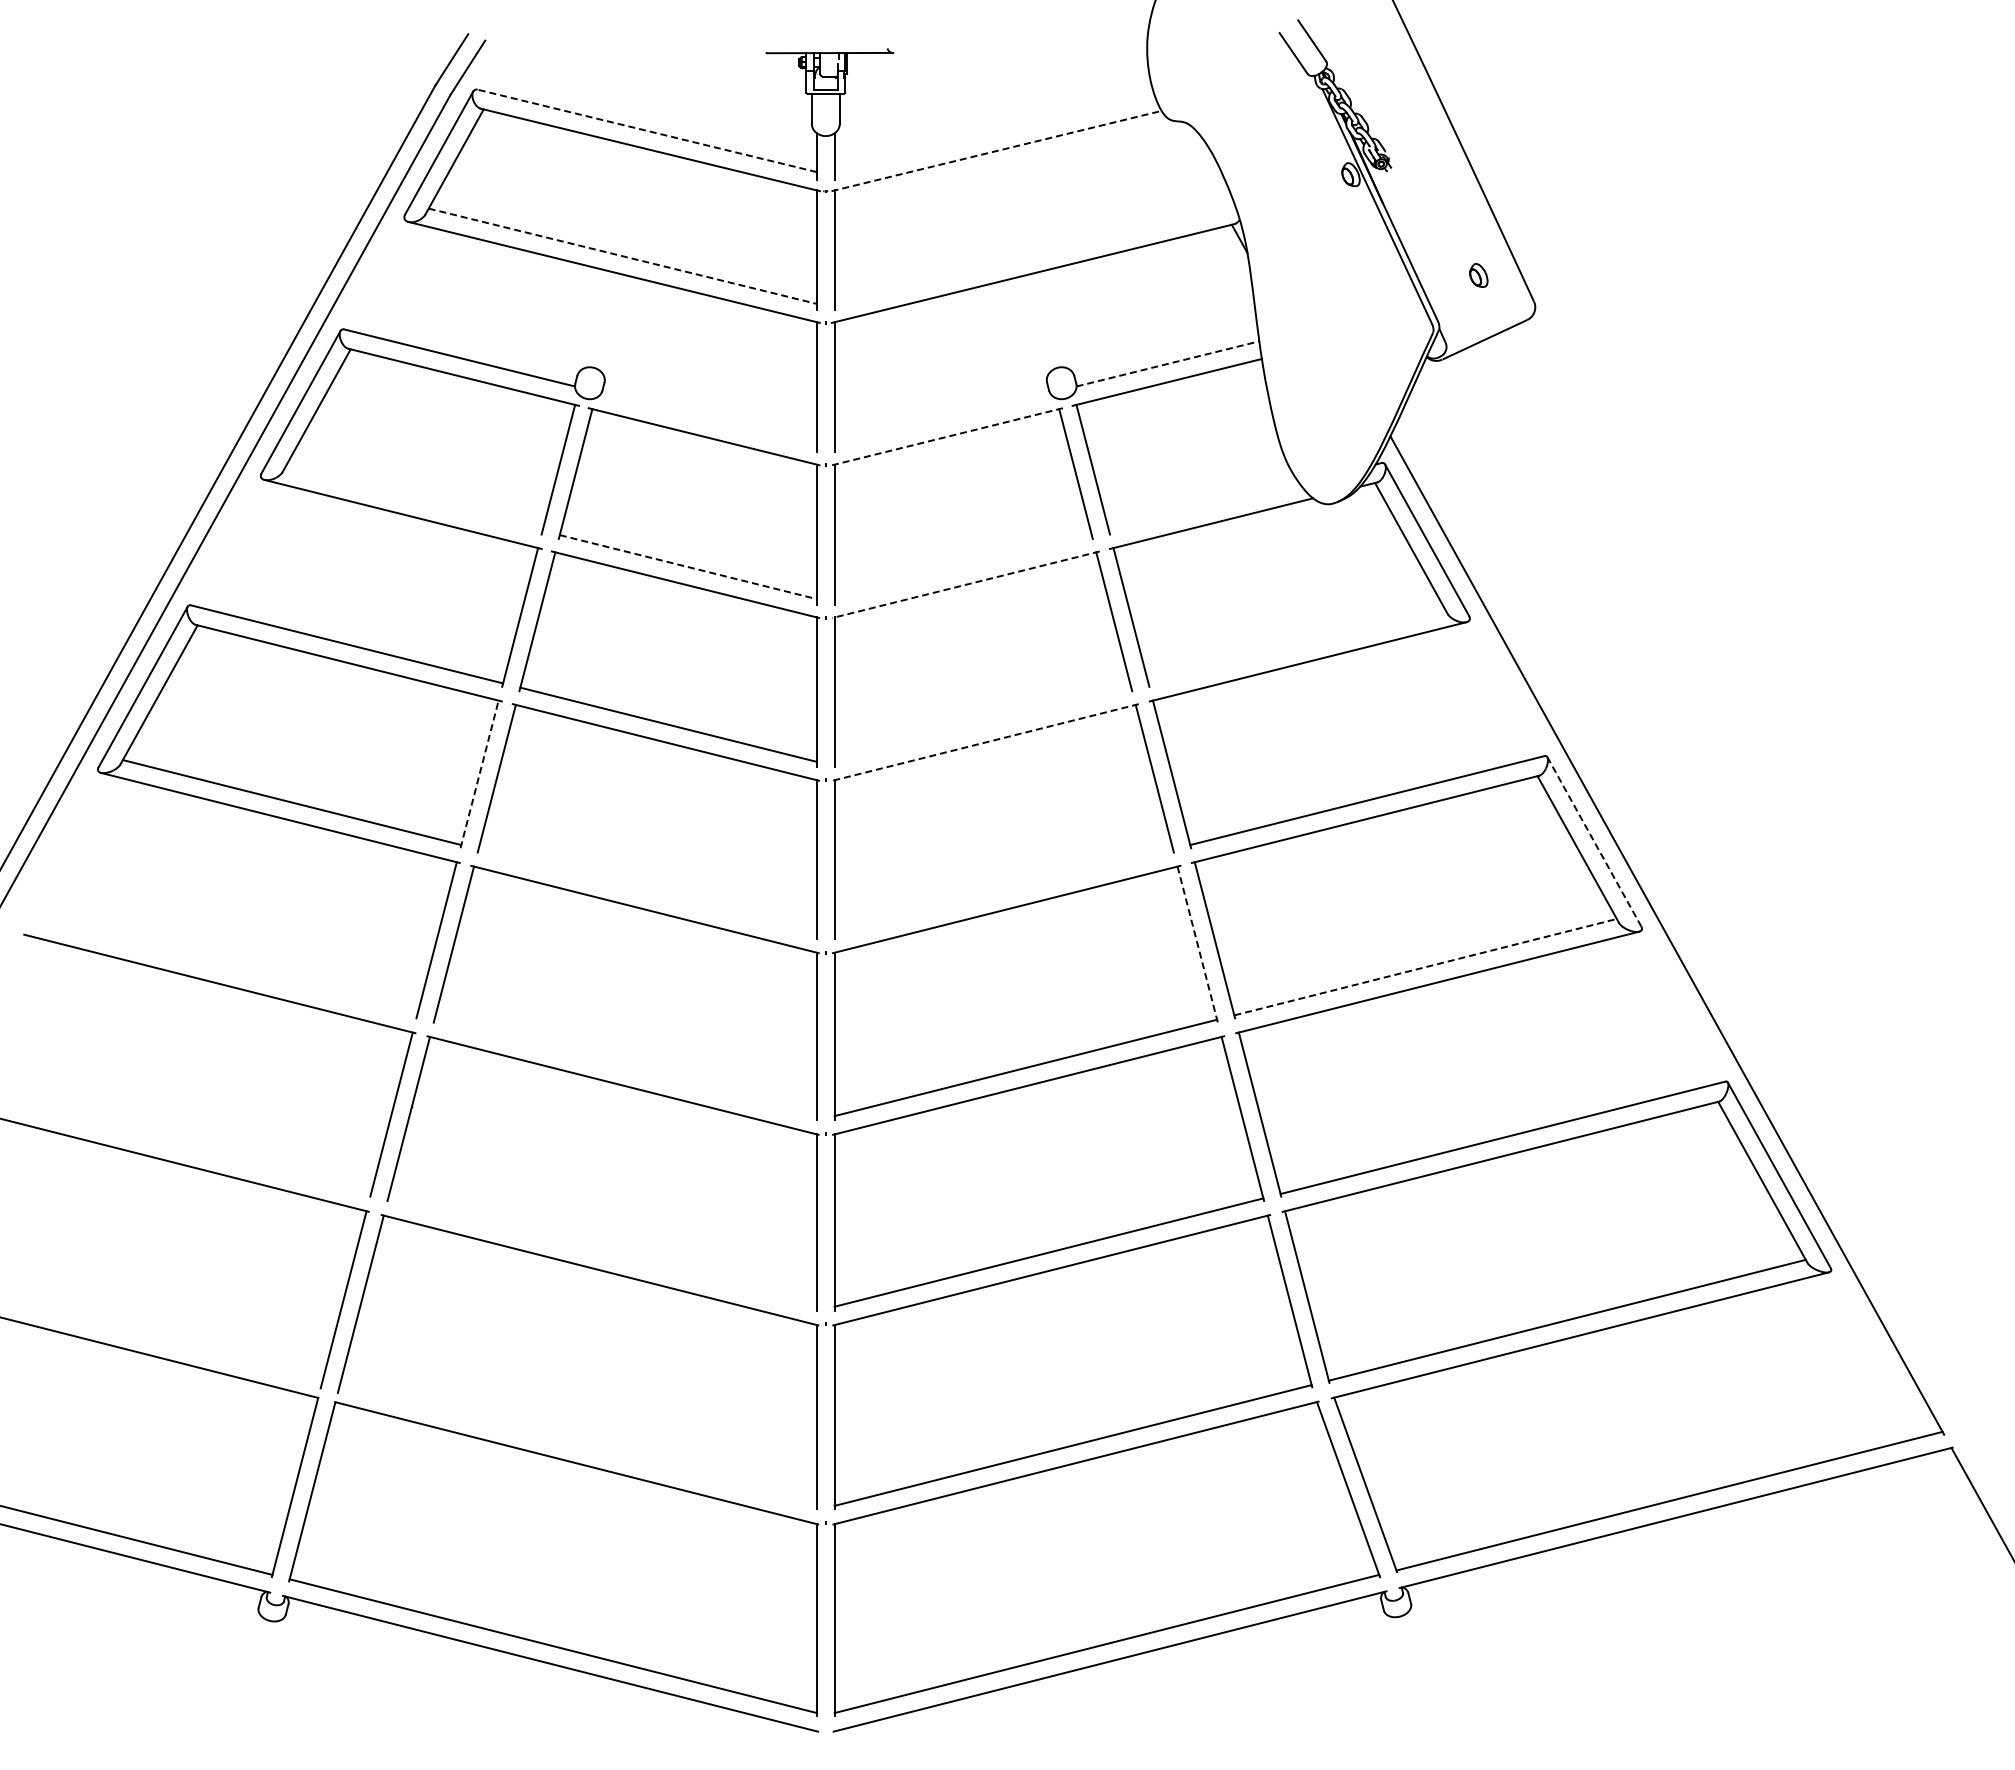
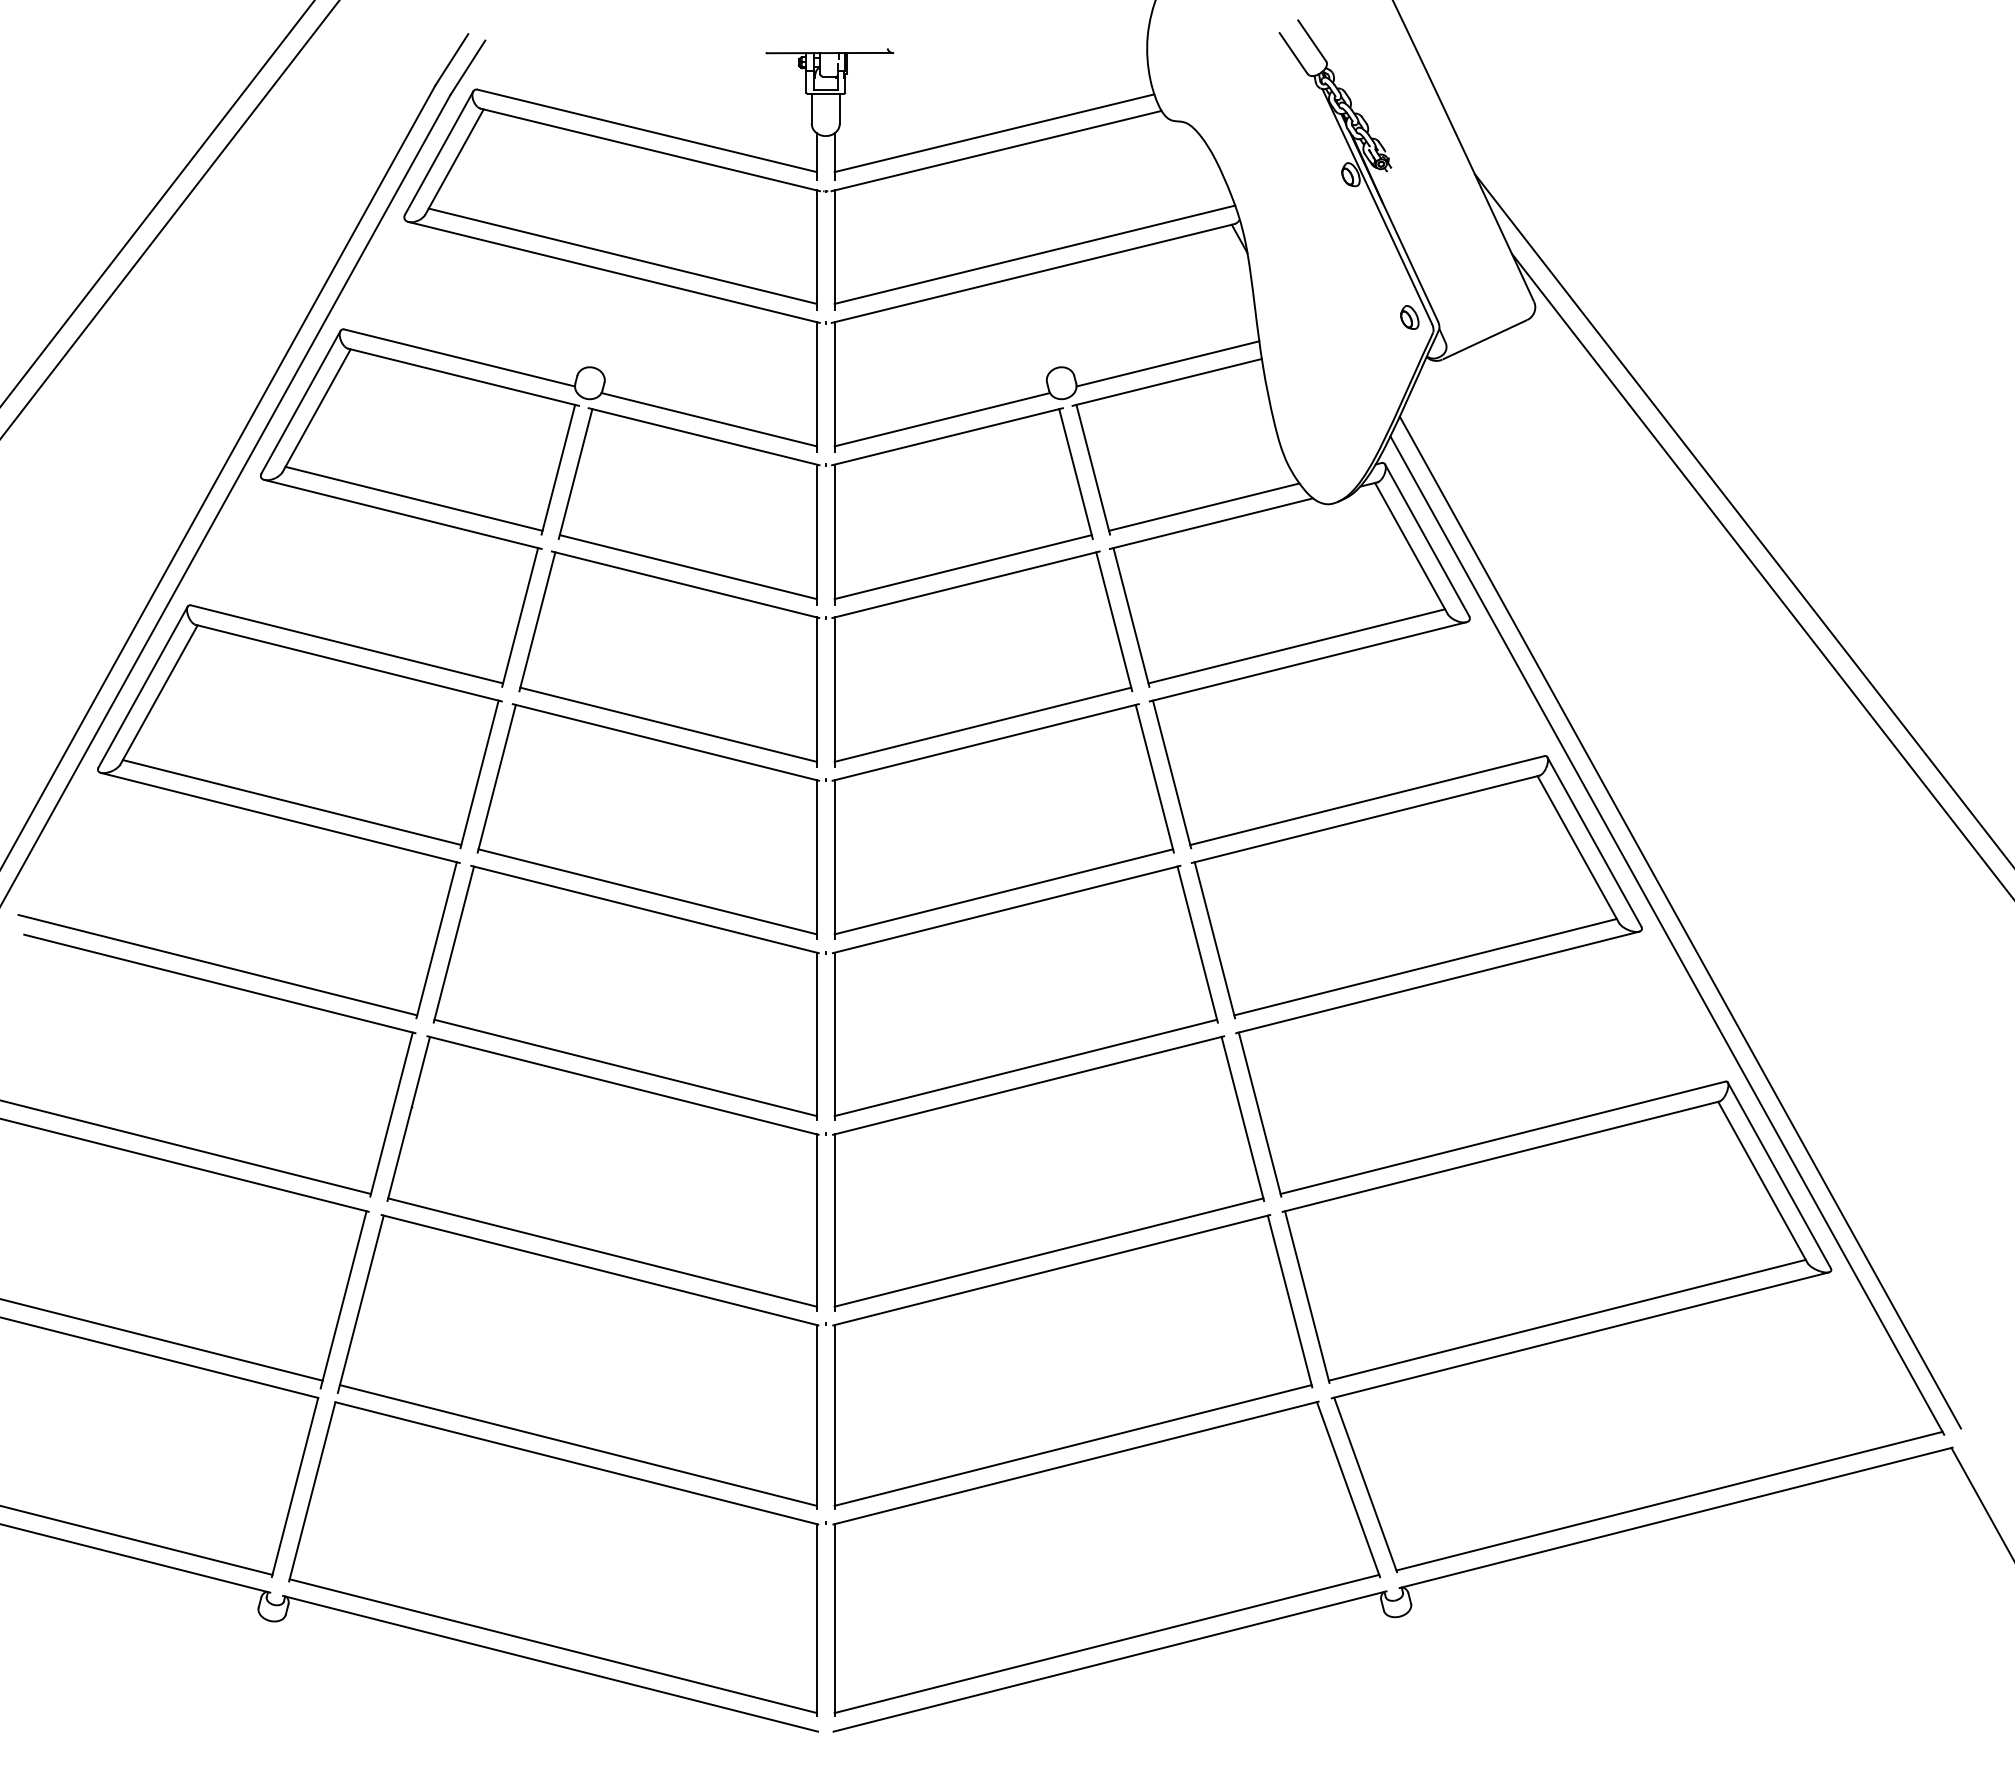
line: dashed -> solid (647, 130)
line: none -> present (994, 133)
line: dashed -> solid (996, 151)
line: none -> present (157, 203)
line: none -> present (169, 219)
line: none -> present (1034, 254)
line: dashed -> solid (622, 256)
part position: (1478, 275) -> (1409, 317) (1409, 317)
line: dashed -> solid (1168, 363)
line: none -> present (708, 419)
line: none -> present (942, 419)
line: dashed -> solid (947, 436)
line: none -> present (413, 498)
line: none -> present (1204, 506)
line: none -> present (1742, 519)
line: dashed -> solid (688, 567)
line: none -> present (962, 567)
line: none -> present (1761, 574)
line: dashed -> solid (966, 584)
line: none -> present (1296, 646)
line: none -> present (982, 724)
line: dashed -> solid (985, 742)
line: dashed -> solid (479, 773)
line: dashed -> solid (1594, 841)
line: none -> present (647, 891)
line: none -> present (1003, 891)
line: none -> present (1680, 922)
line: dashed -> solid (1197, 944)
line: none -> present (217, 964)
line: dashed -> solid (1426, 967)
line: none -> present (625, 1067)
line: none -> present (186, 1147)
line: none -> present (602, 1252)
line: none -> present (162, 1339)
line: none -> present (577, 1445)
